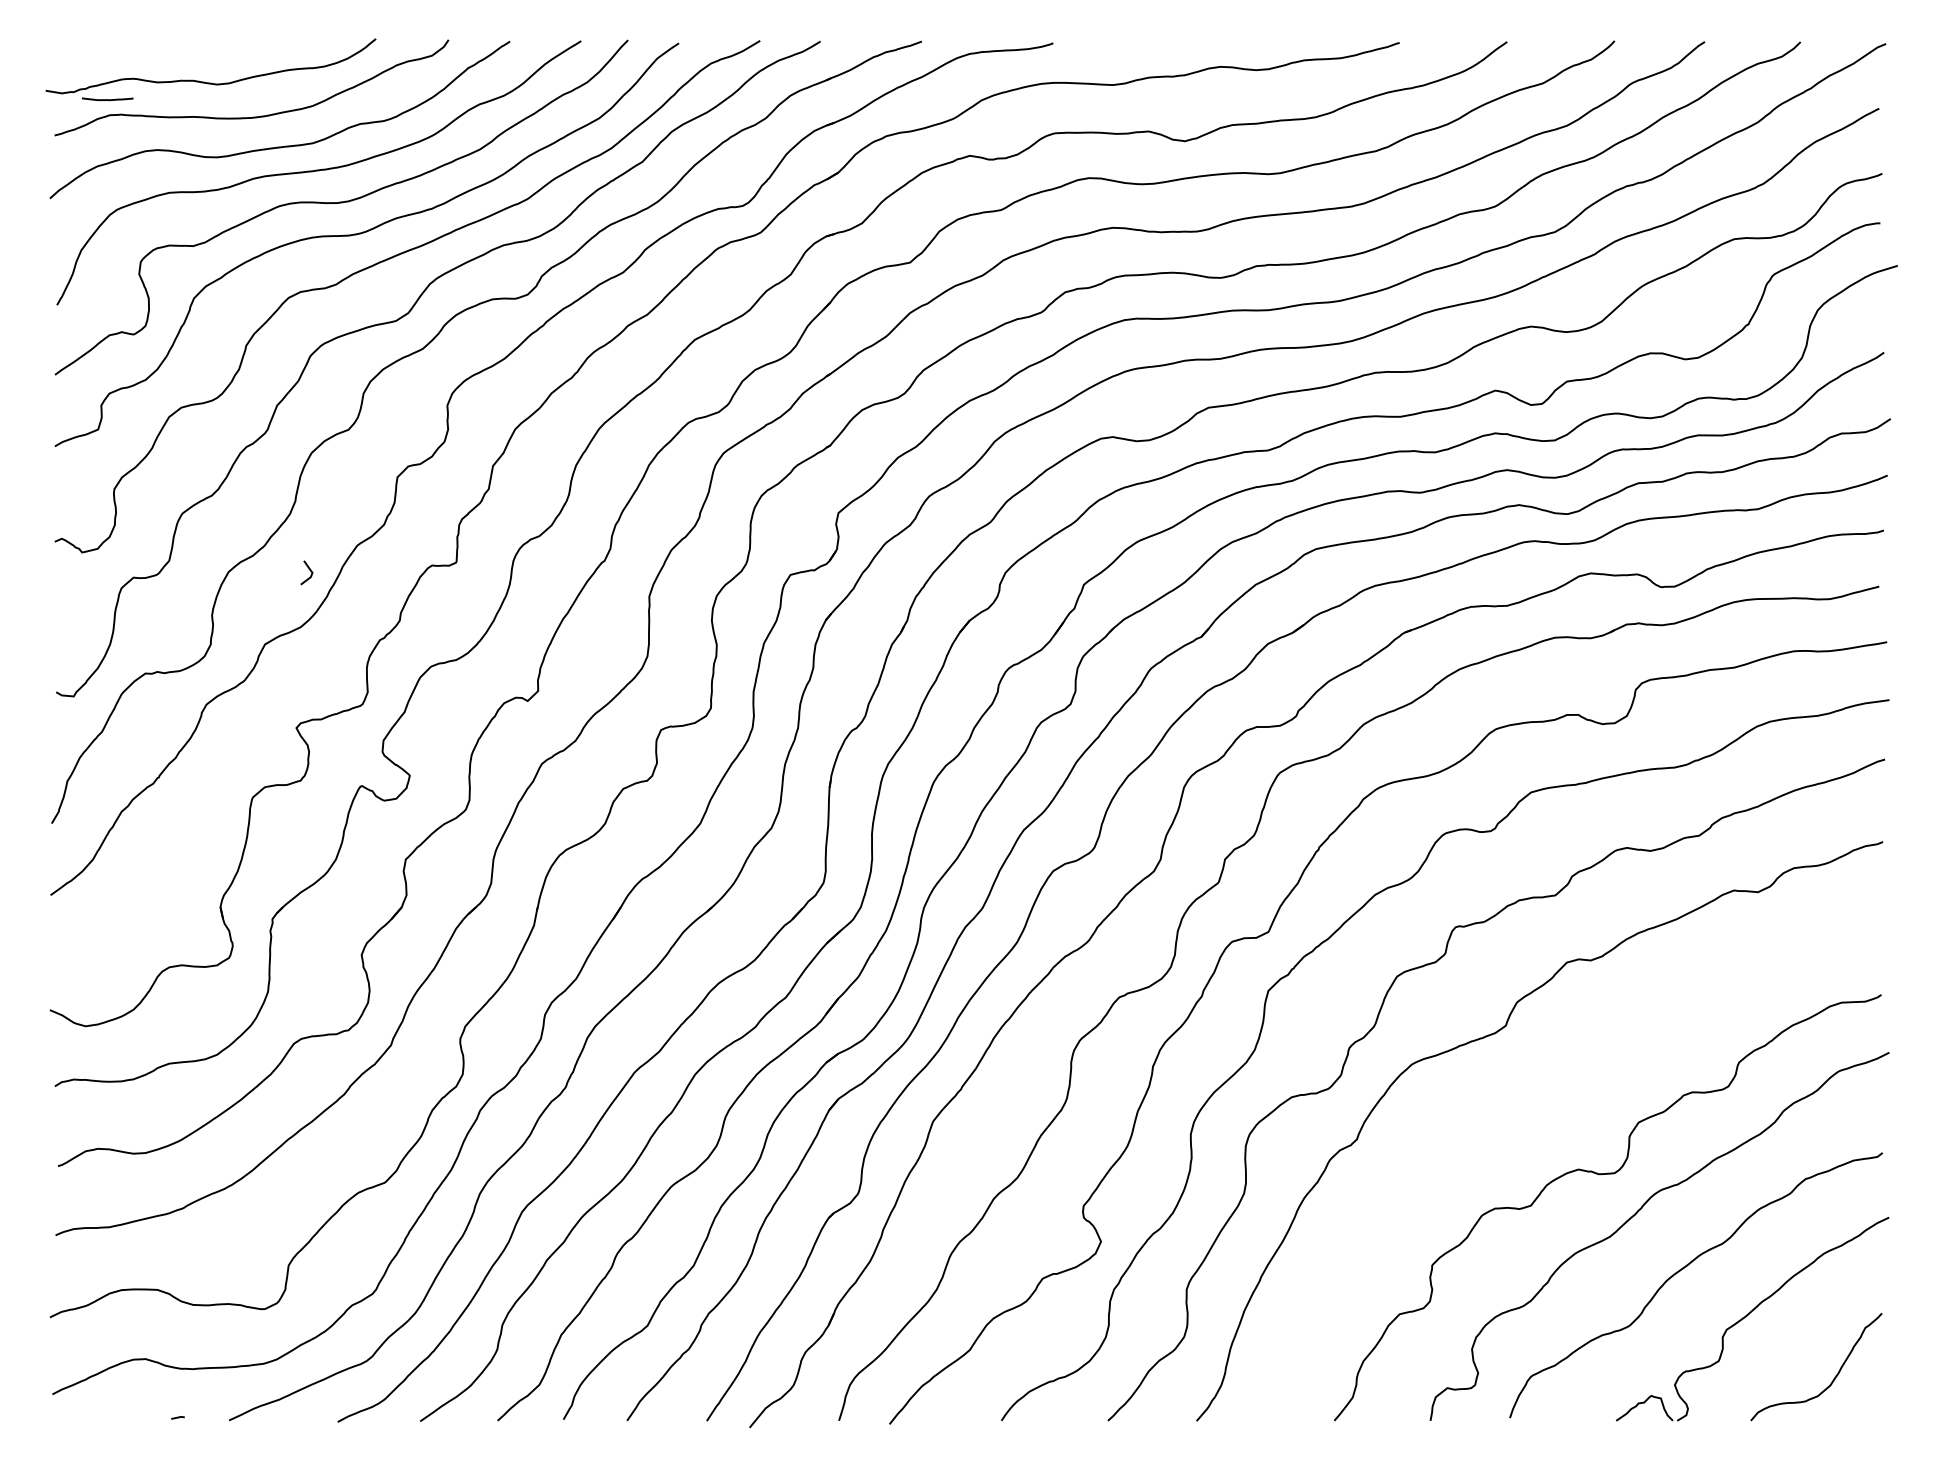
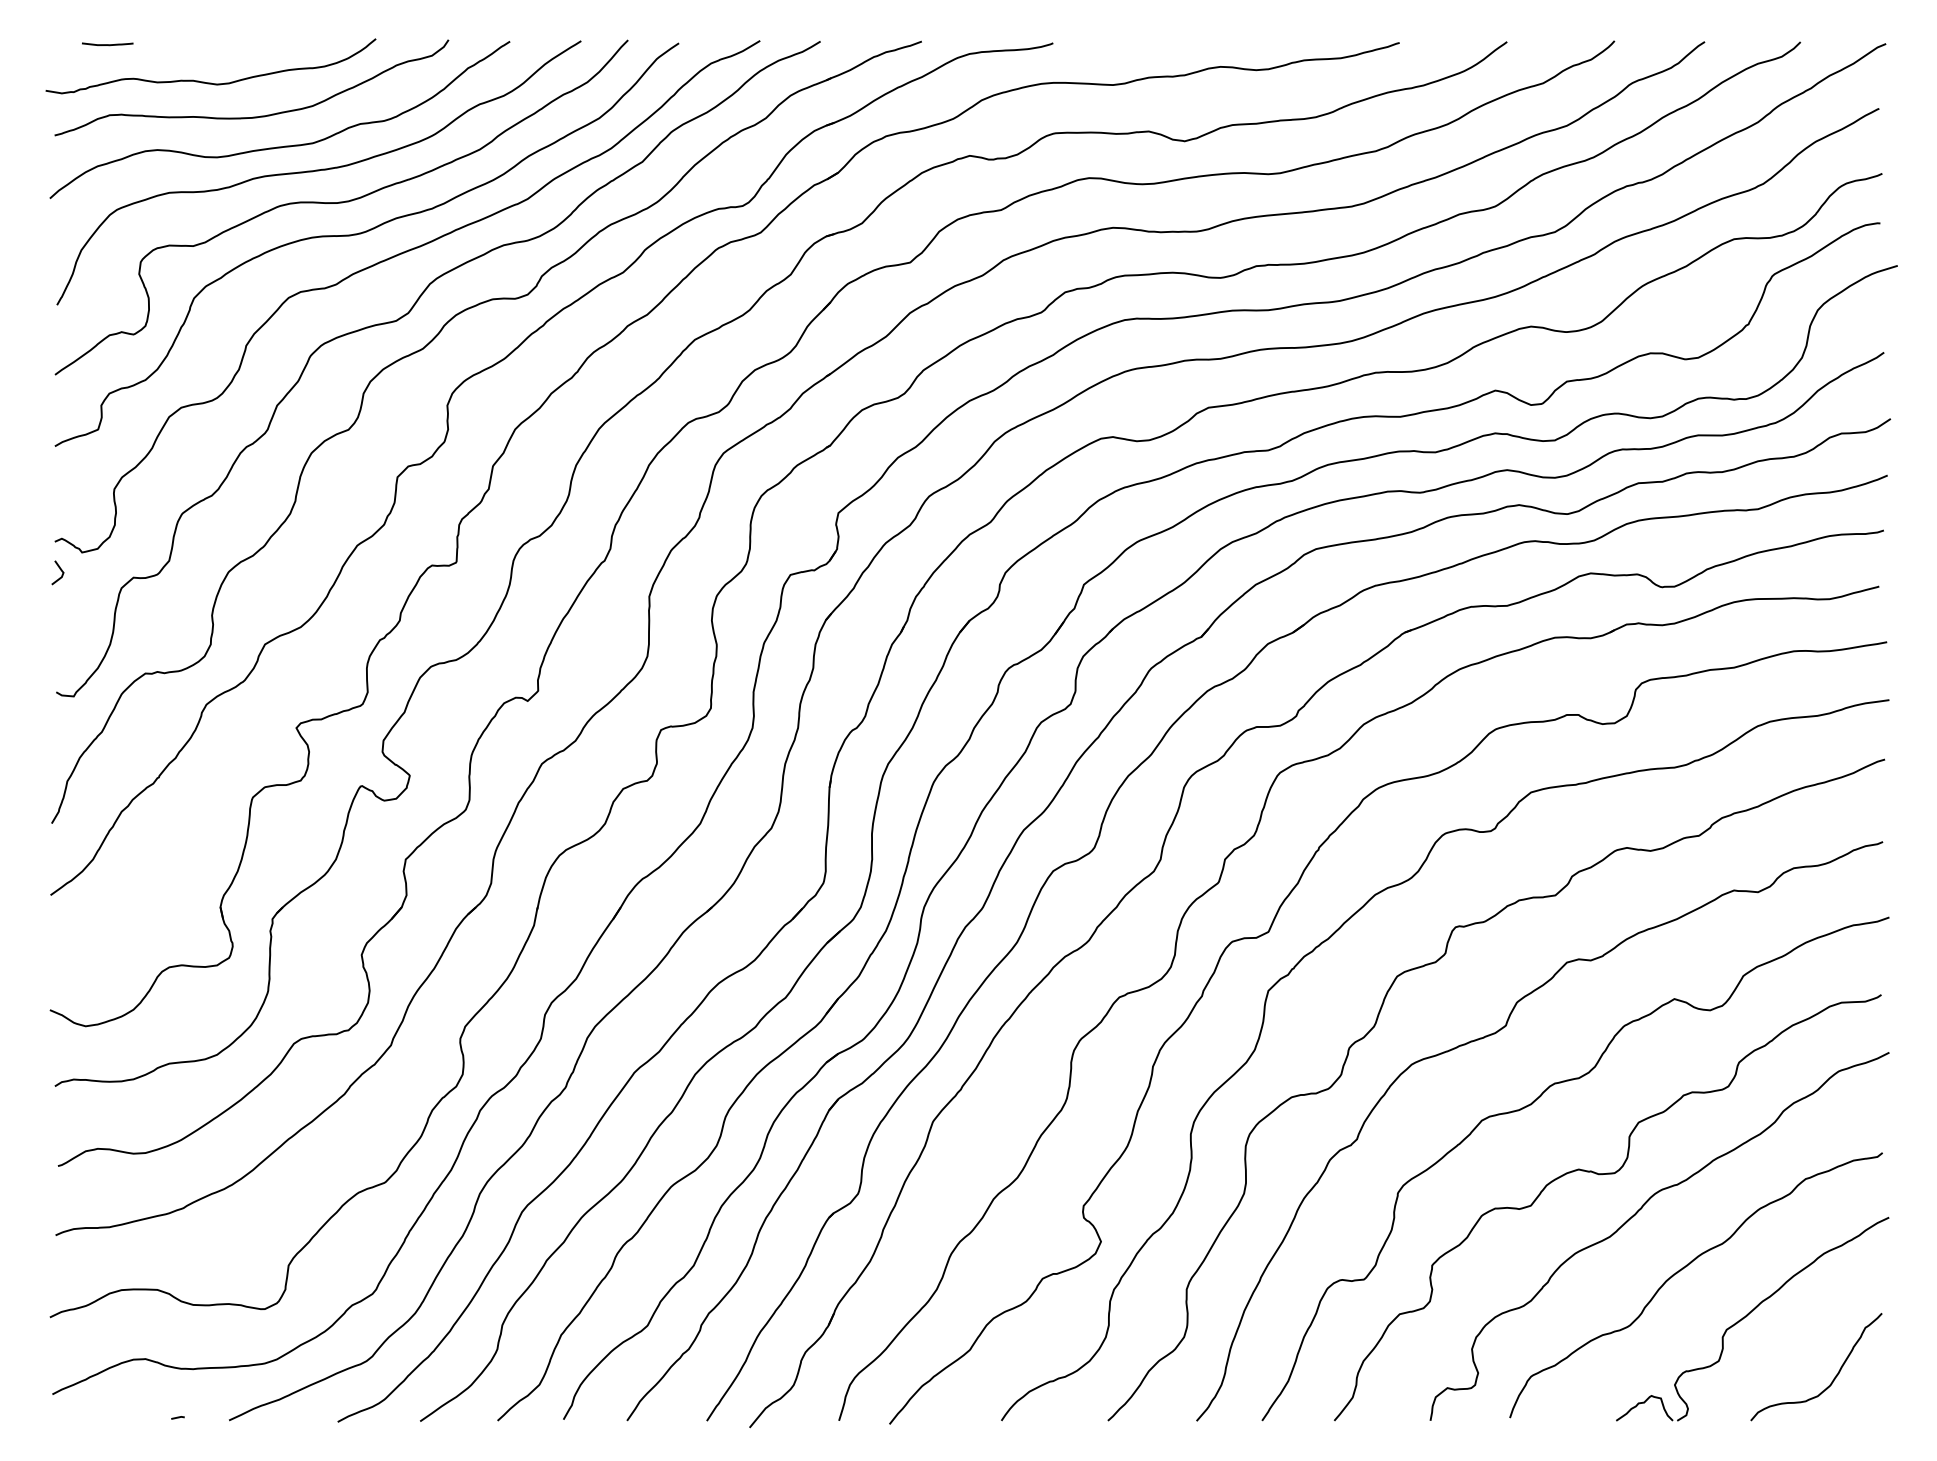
curve position: (107, 99) -> (107, 44) (107, 44)
line position: (308, 569) -> (59, 569) (59, 569)
curve: none -> present (1531, 1105)
